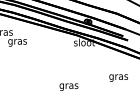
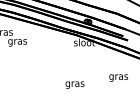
text position: (68, 86) -> (74, 84) (74, 84)
